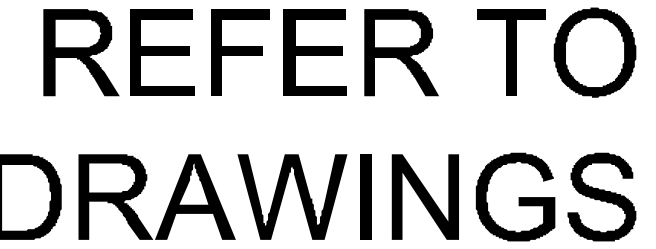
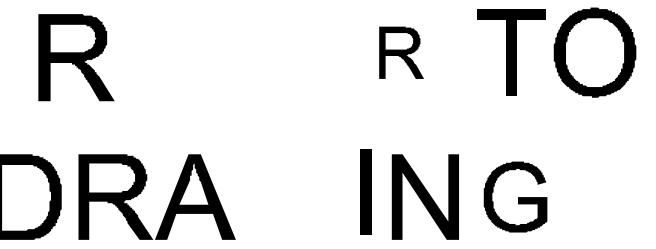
part position: (81, 52) -> (76, 57) (76, 57)
fill: present -> none (162, 52)
part: present -> none (240, 52)
fill: present -> none (315, 52)
part size: 75x88 px -> 45x53 px (401, 52)
fill: present -> none (292, 196)
part position: (365, 196) -> (365, 191) (365, 191)
part size: 81x90 px -> 65x72 px (515, 196)
fill: present -> none (601, 196)
